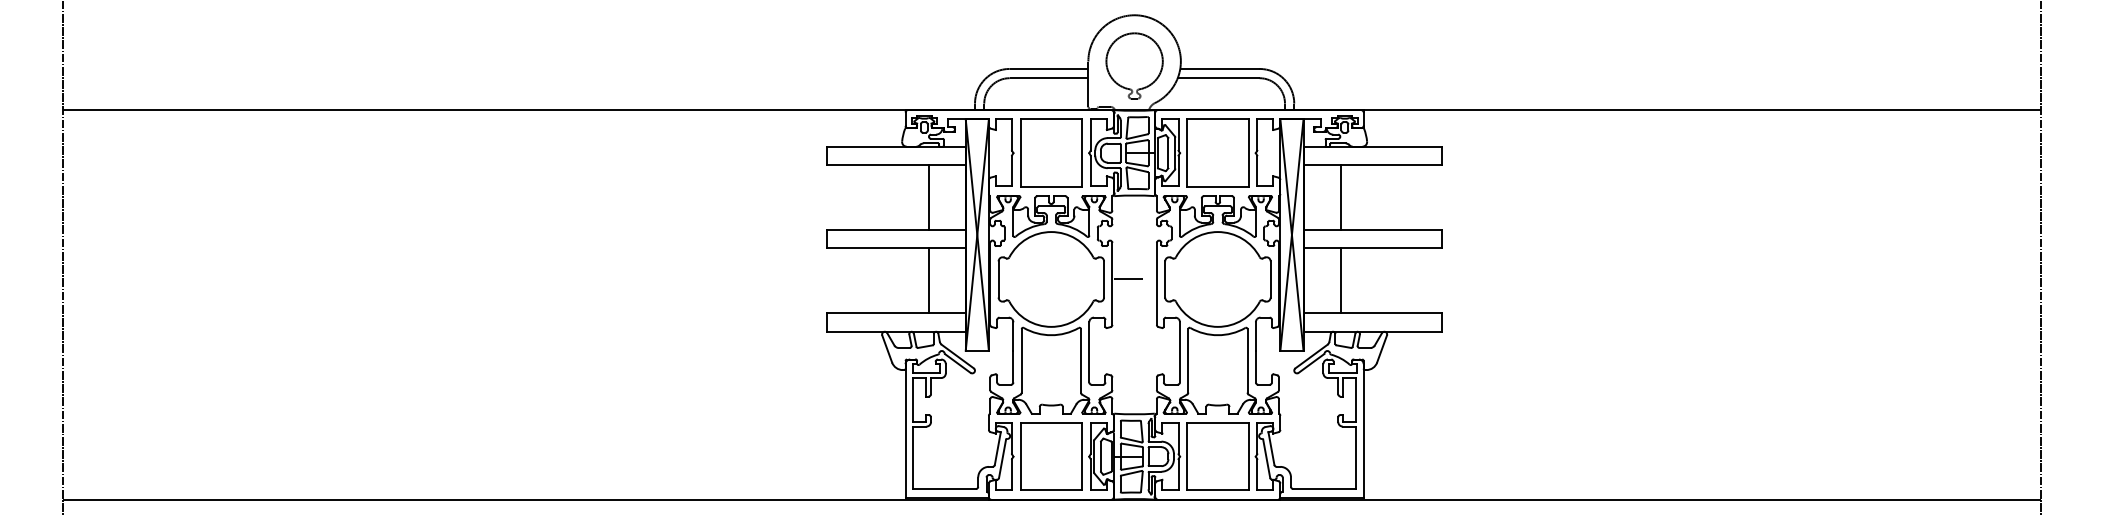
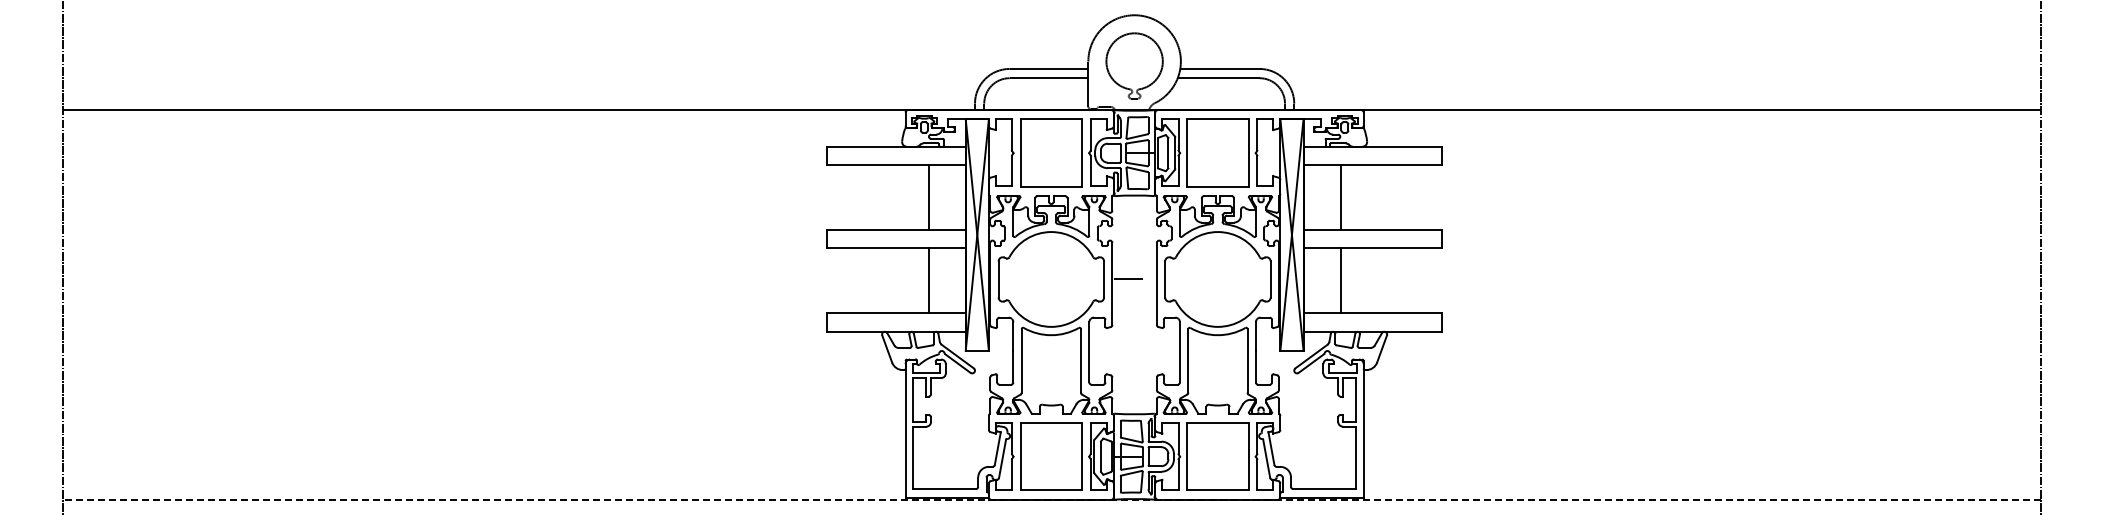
line: solid -> dashed (1051, 499)
